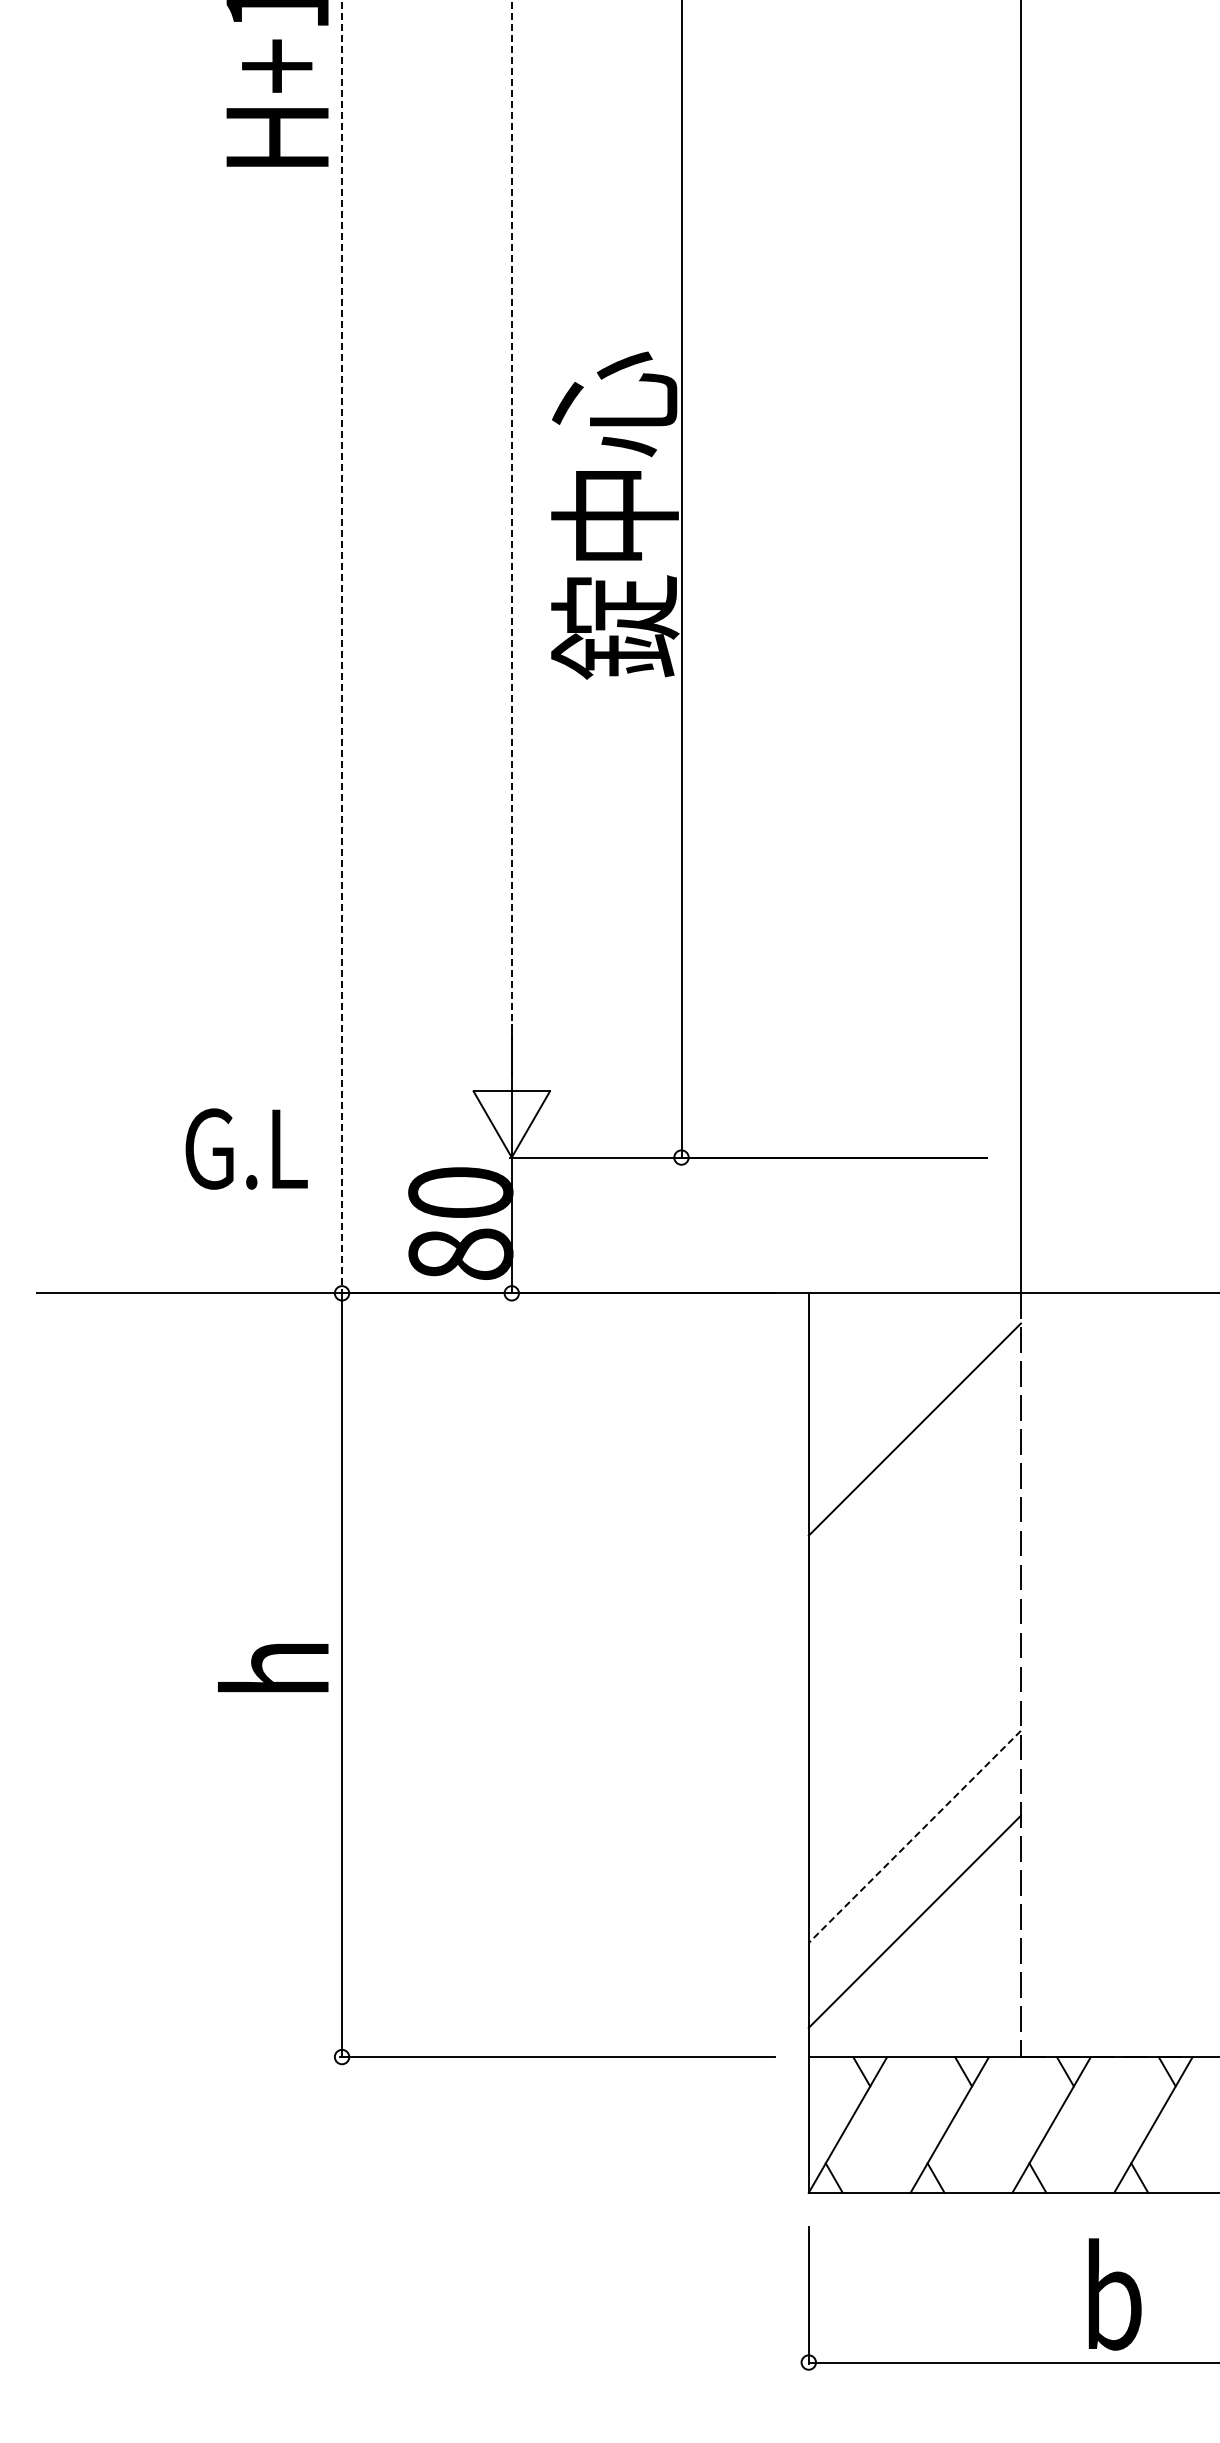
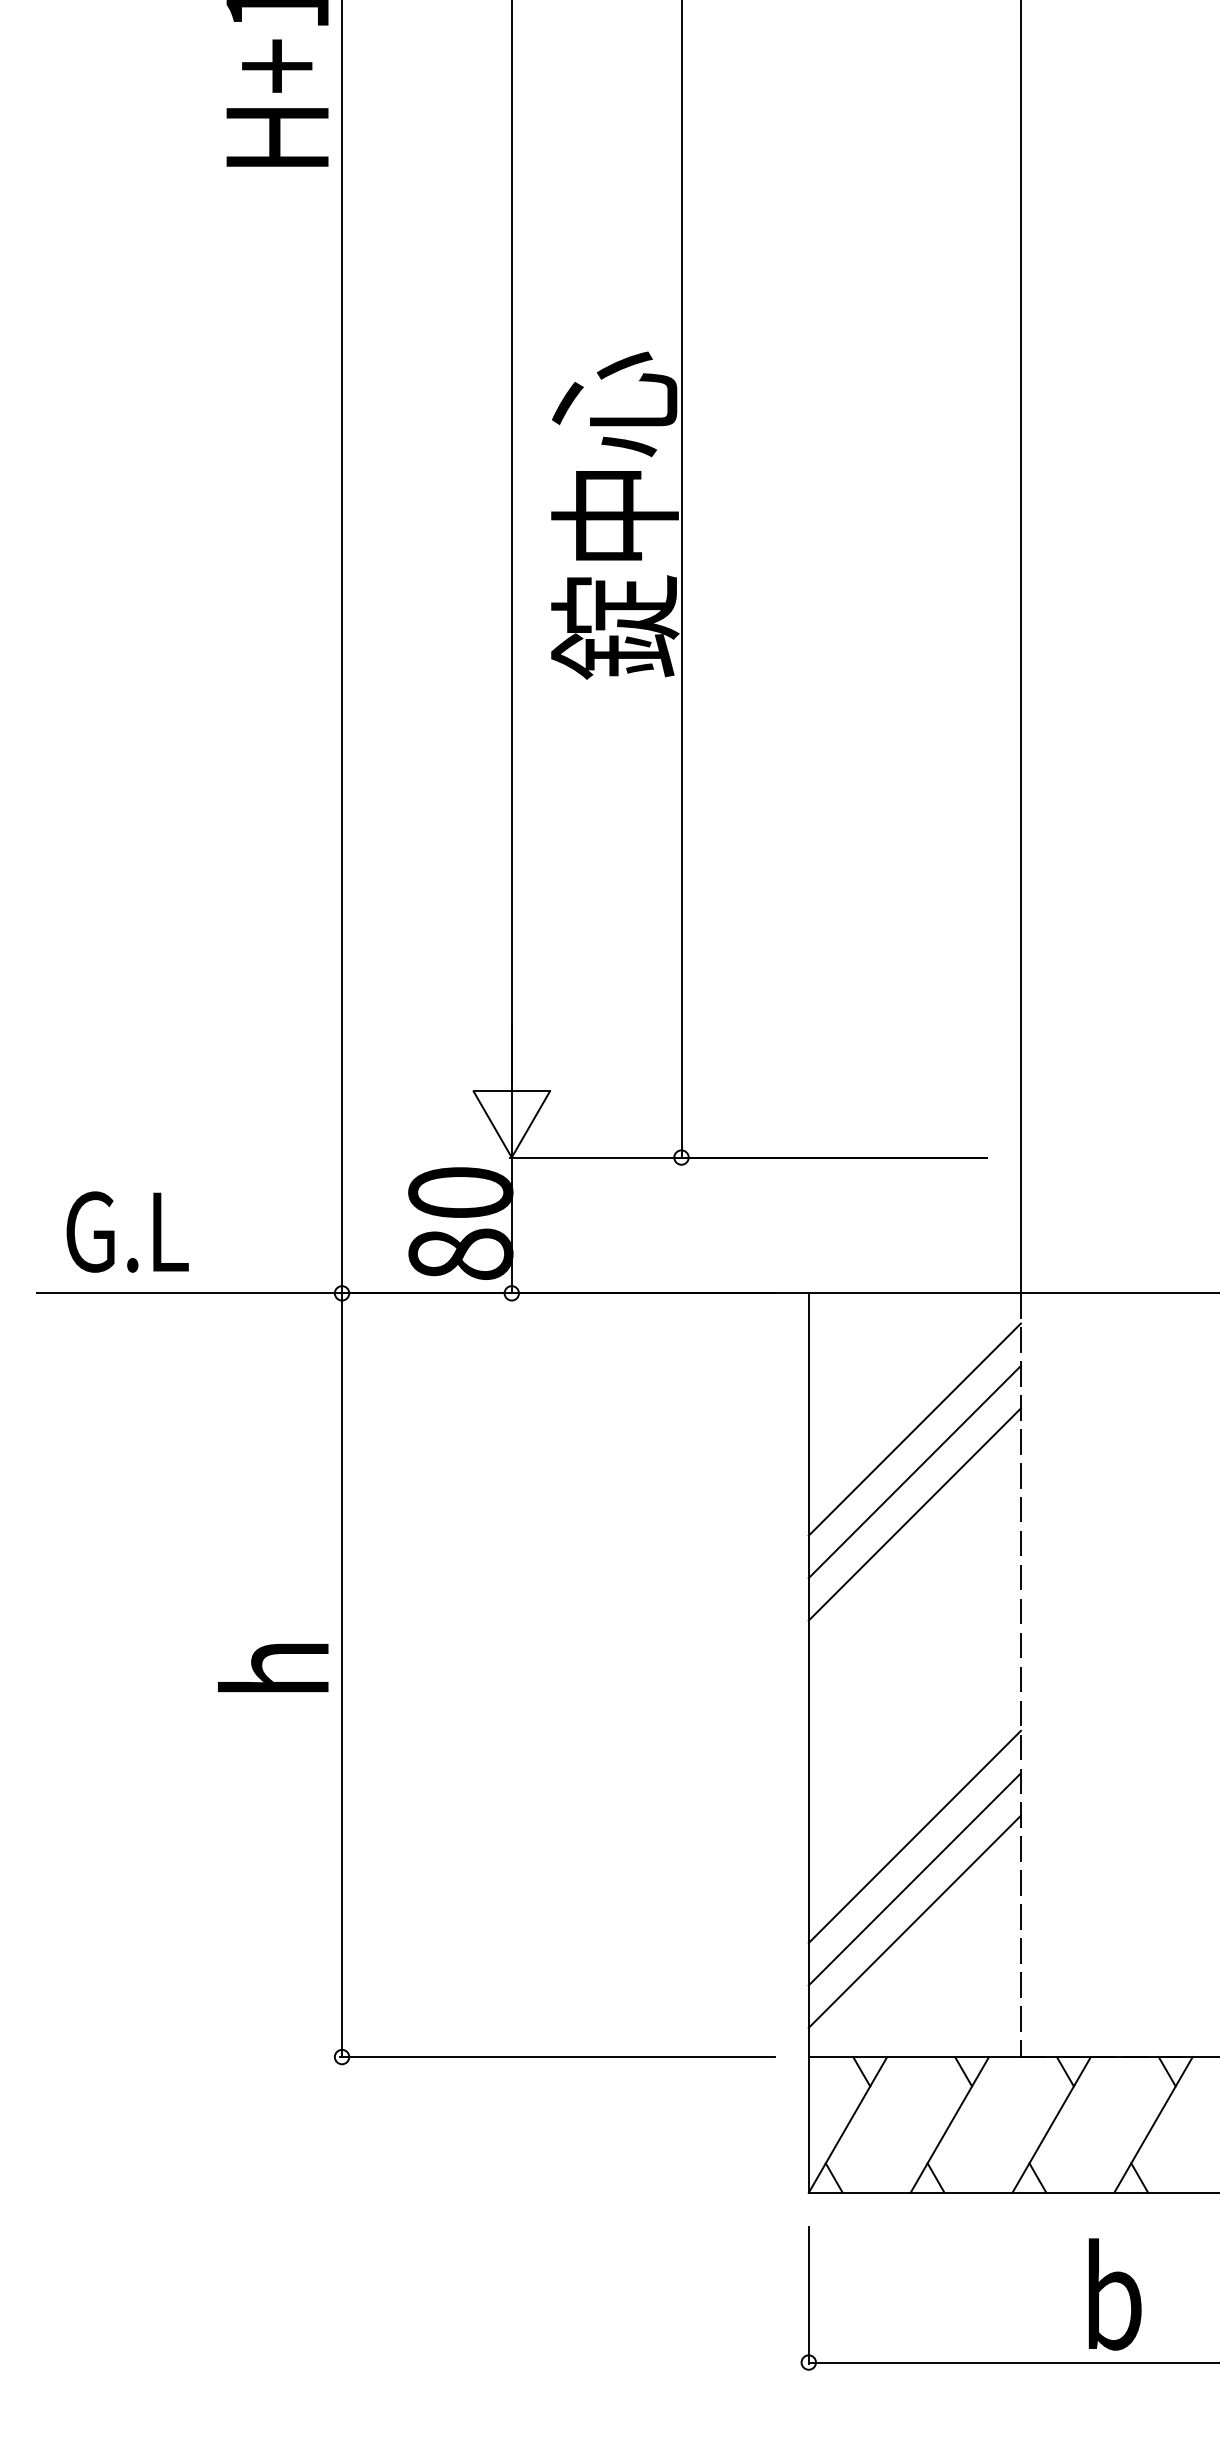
line: dashed -> solid (511, 541)
line: dashed -> solid (342, 647)
text position: (246, 1148) -> (127, 1231) (127, 1231)
line: none -> present (914, 1471)
line: none -> present (914, 1514)
line: dashed -> solid (914, 1837)
line: none -> present (914, 1879)
